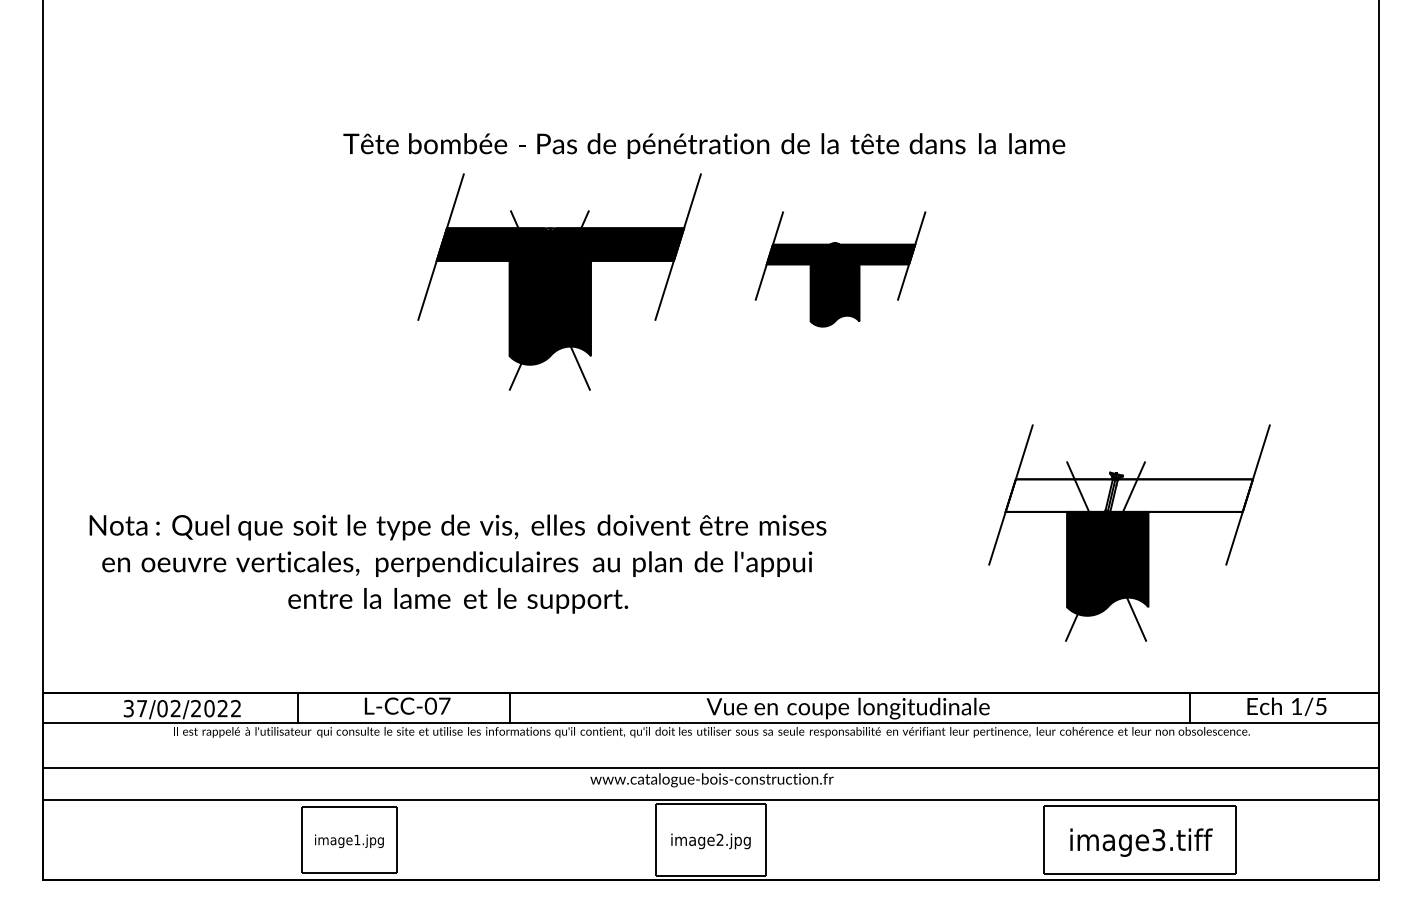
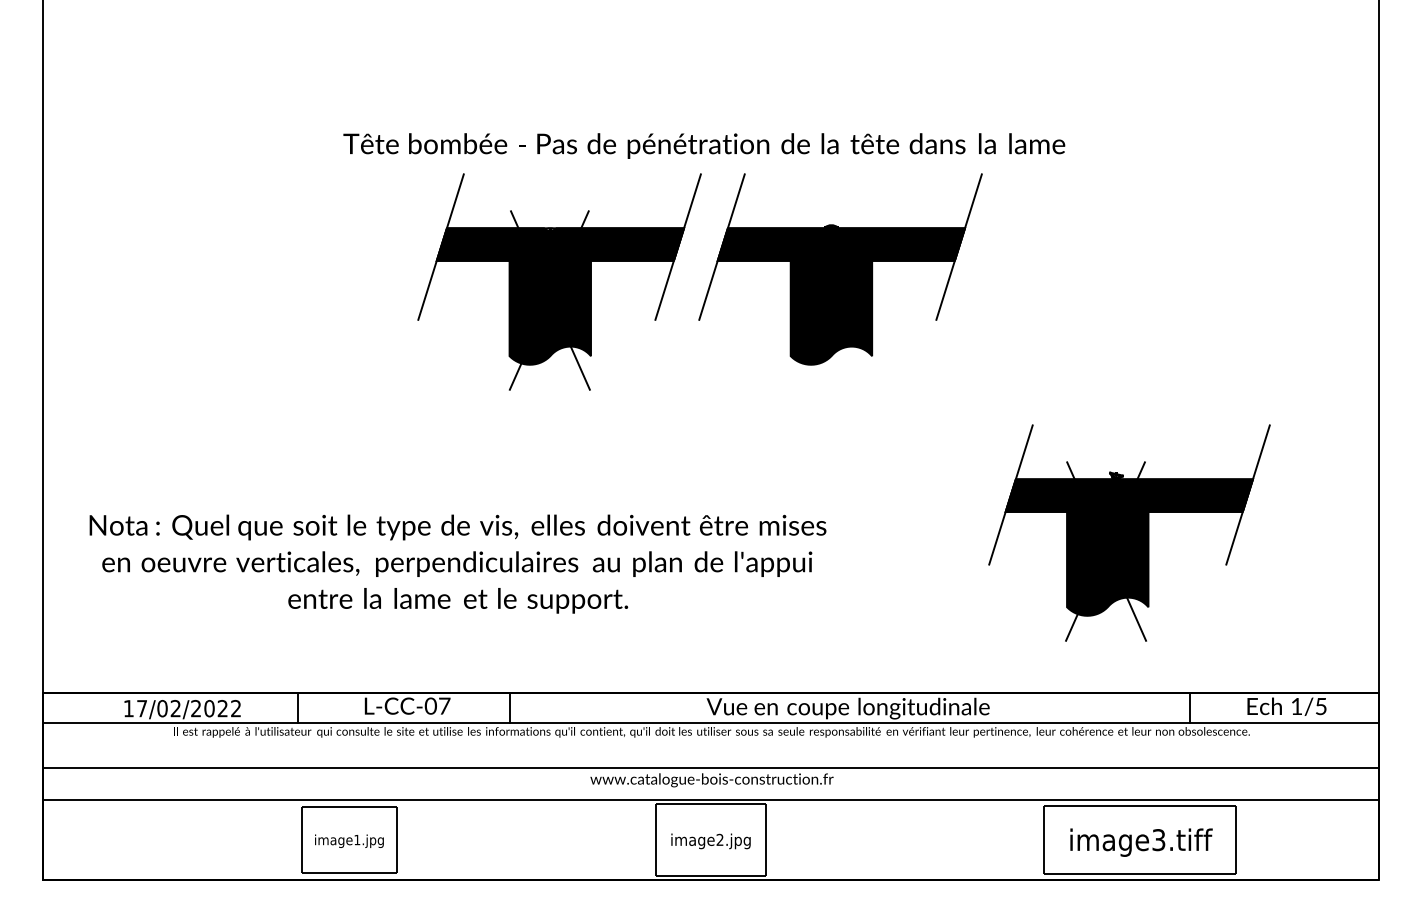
part size: 173x117 px -> 285x193 px (840, 269)
fill: none -> present (1128, 495)
text: 37/02/2022 -> 17/02/2022 (128, 708)
